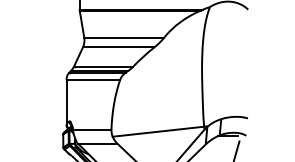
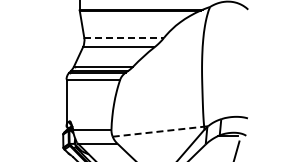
line: solid -> dashed (124, 37)
line: solid -> dashed (158, 131)
